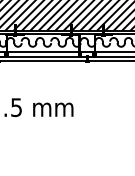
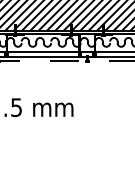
line: solid -> dashed (67, 61)
